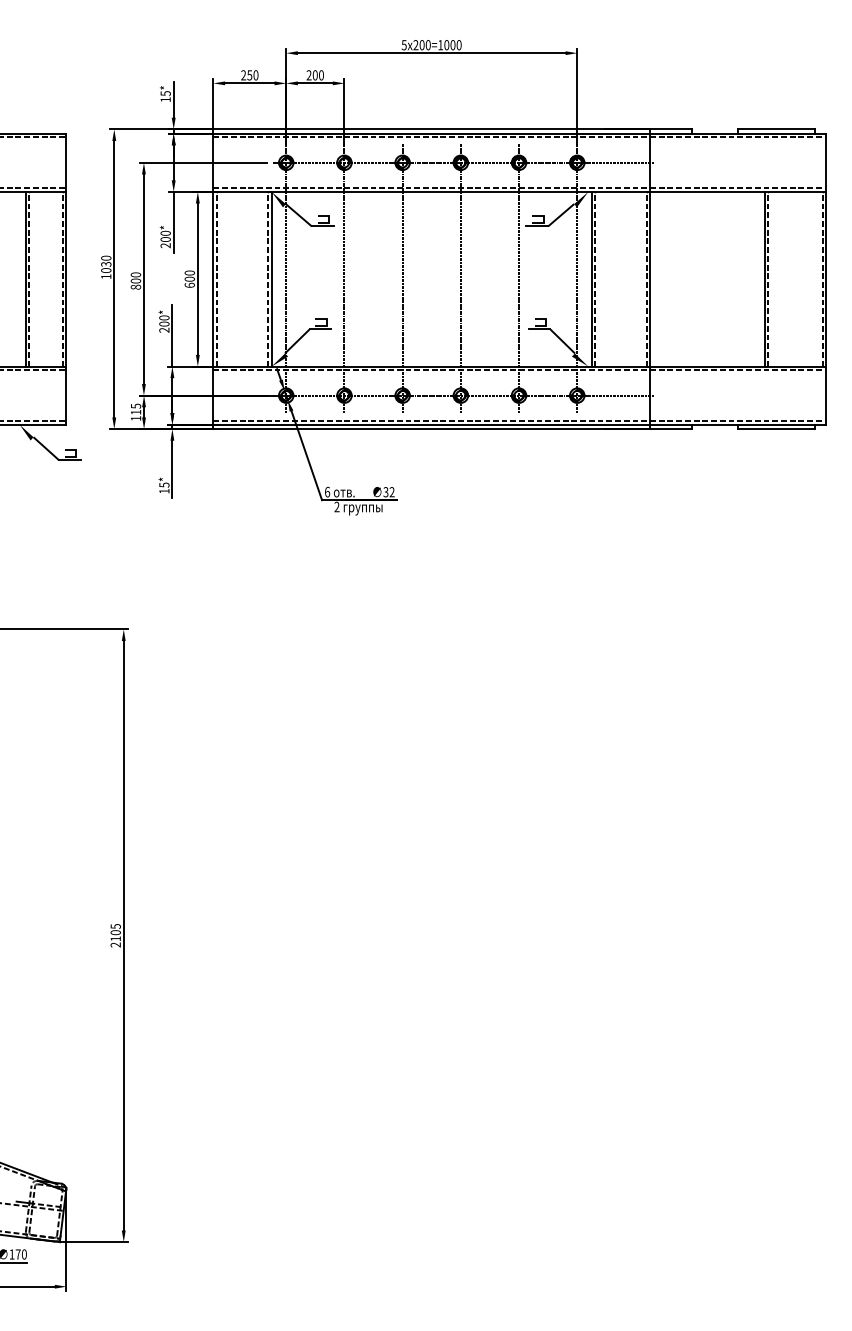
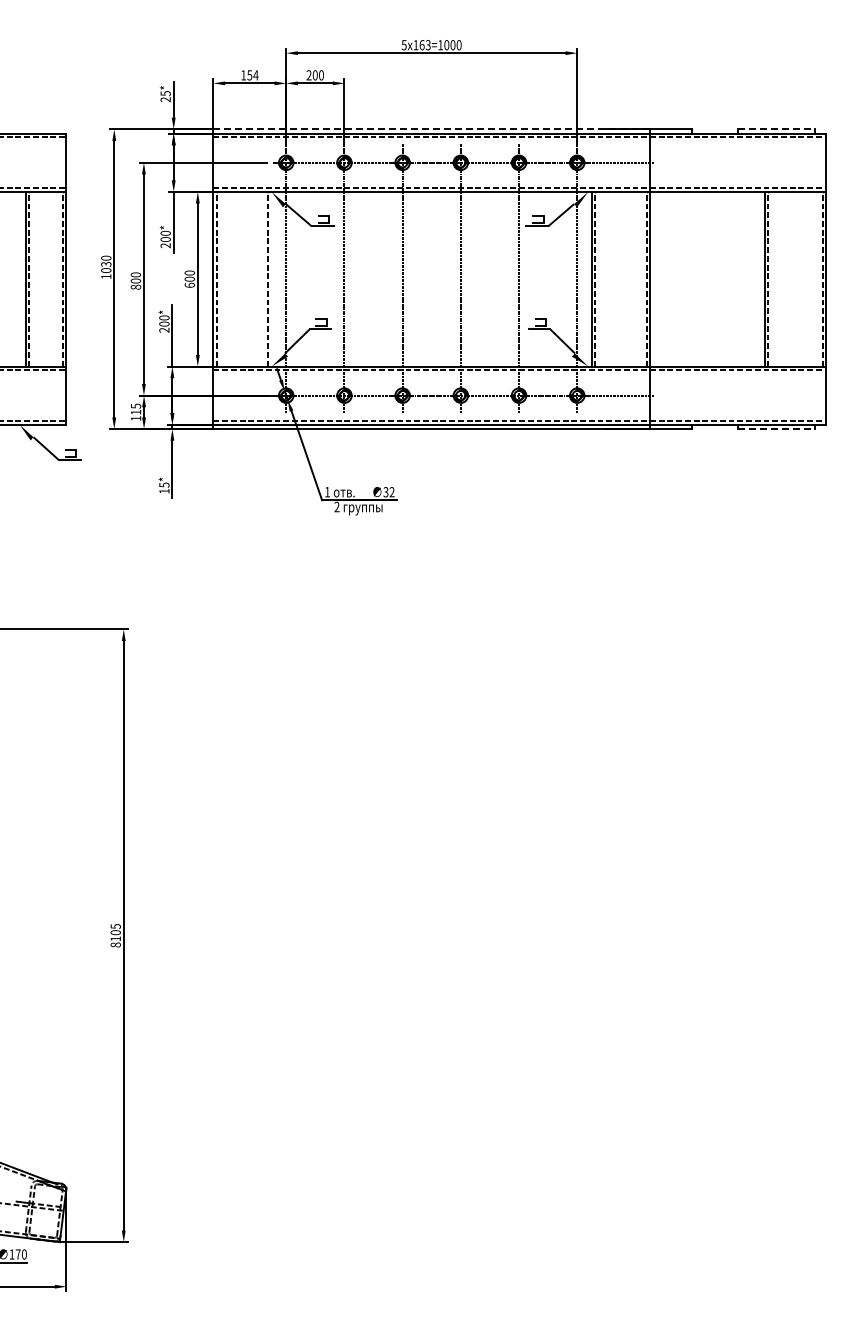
text: 5x200=1000 -> 5x163=1000 (421, 45)
text: 250 -> 154 (249, 75)
text: 15* -> 25* (165, 99)
line: solid -> dashed (432, 129)
line: solid -> dashed (776, 129)
line: present -> none (271, 278)
line: solid -> dashed (776, 429)
text: 6 -> 1 (327, 491)
text: 2105 -> 8105 (115, 944)
